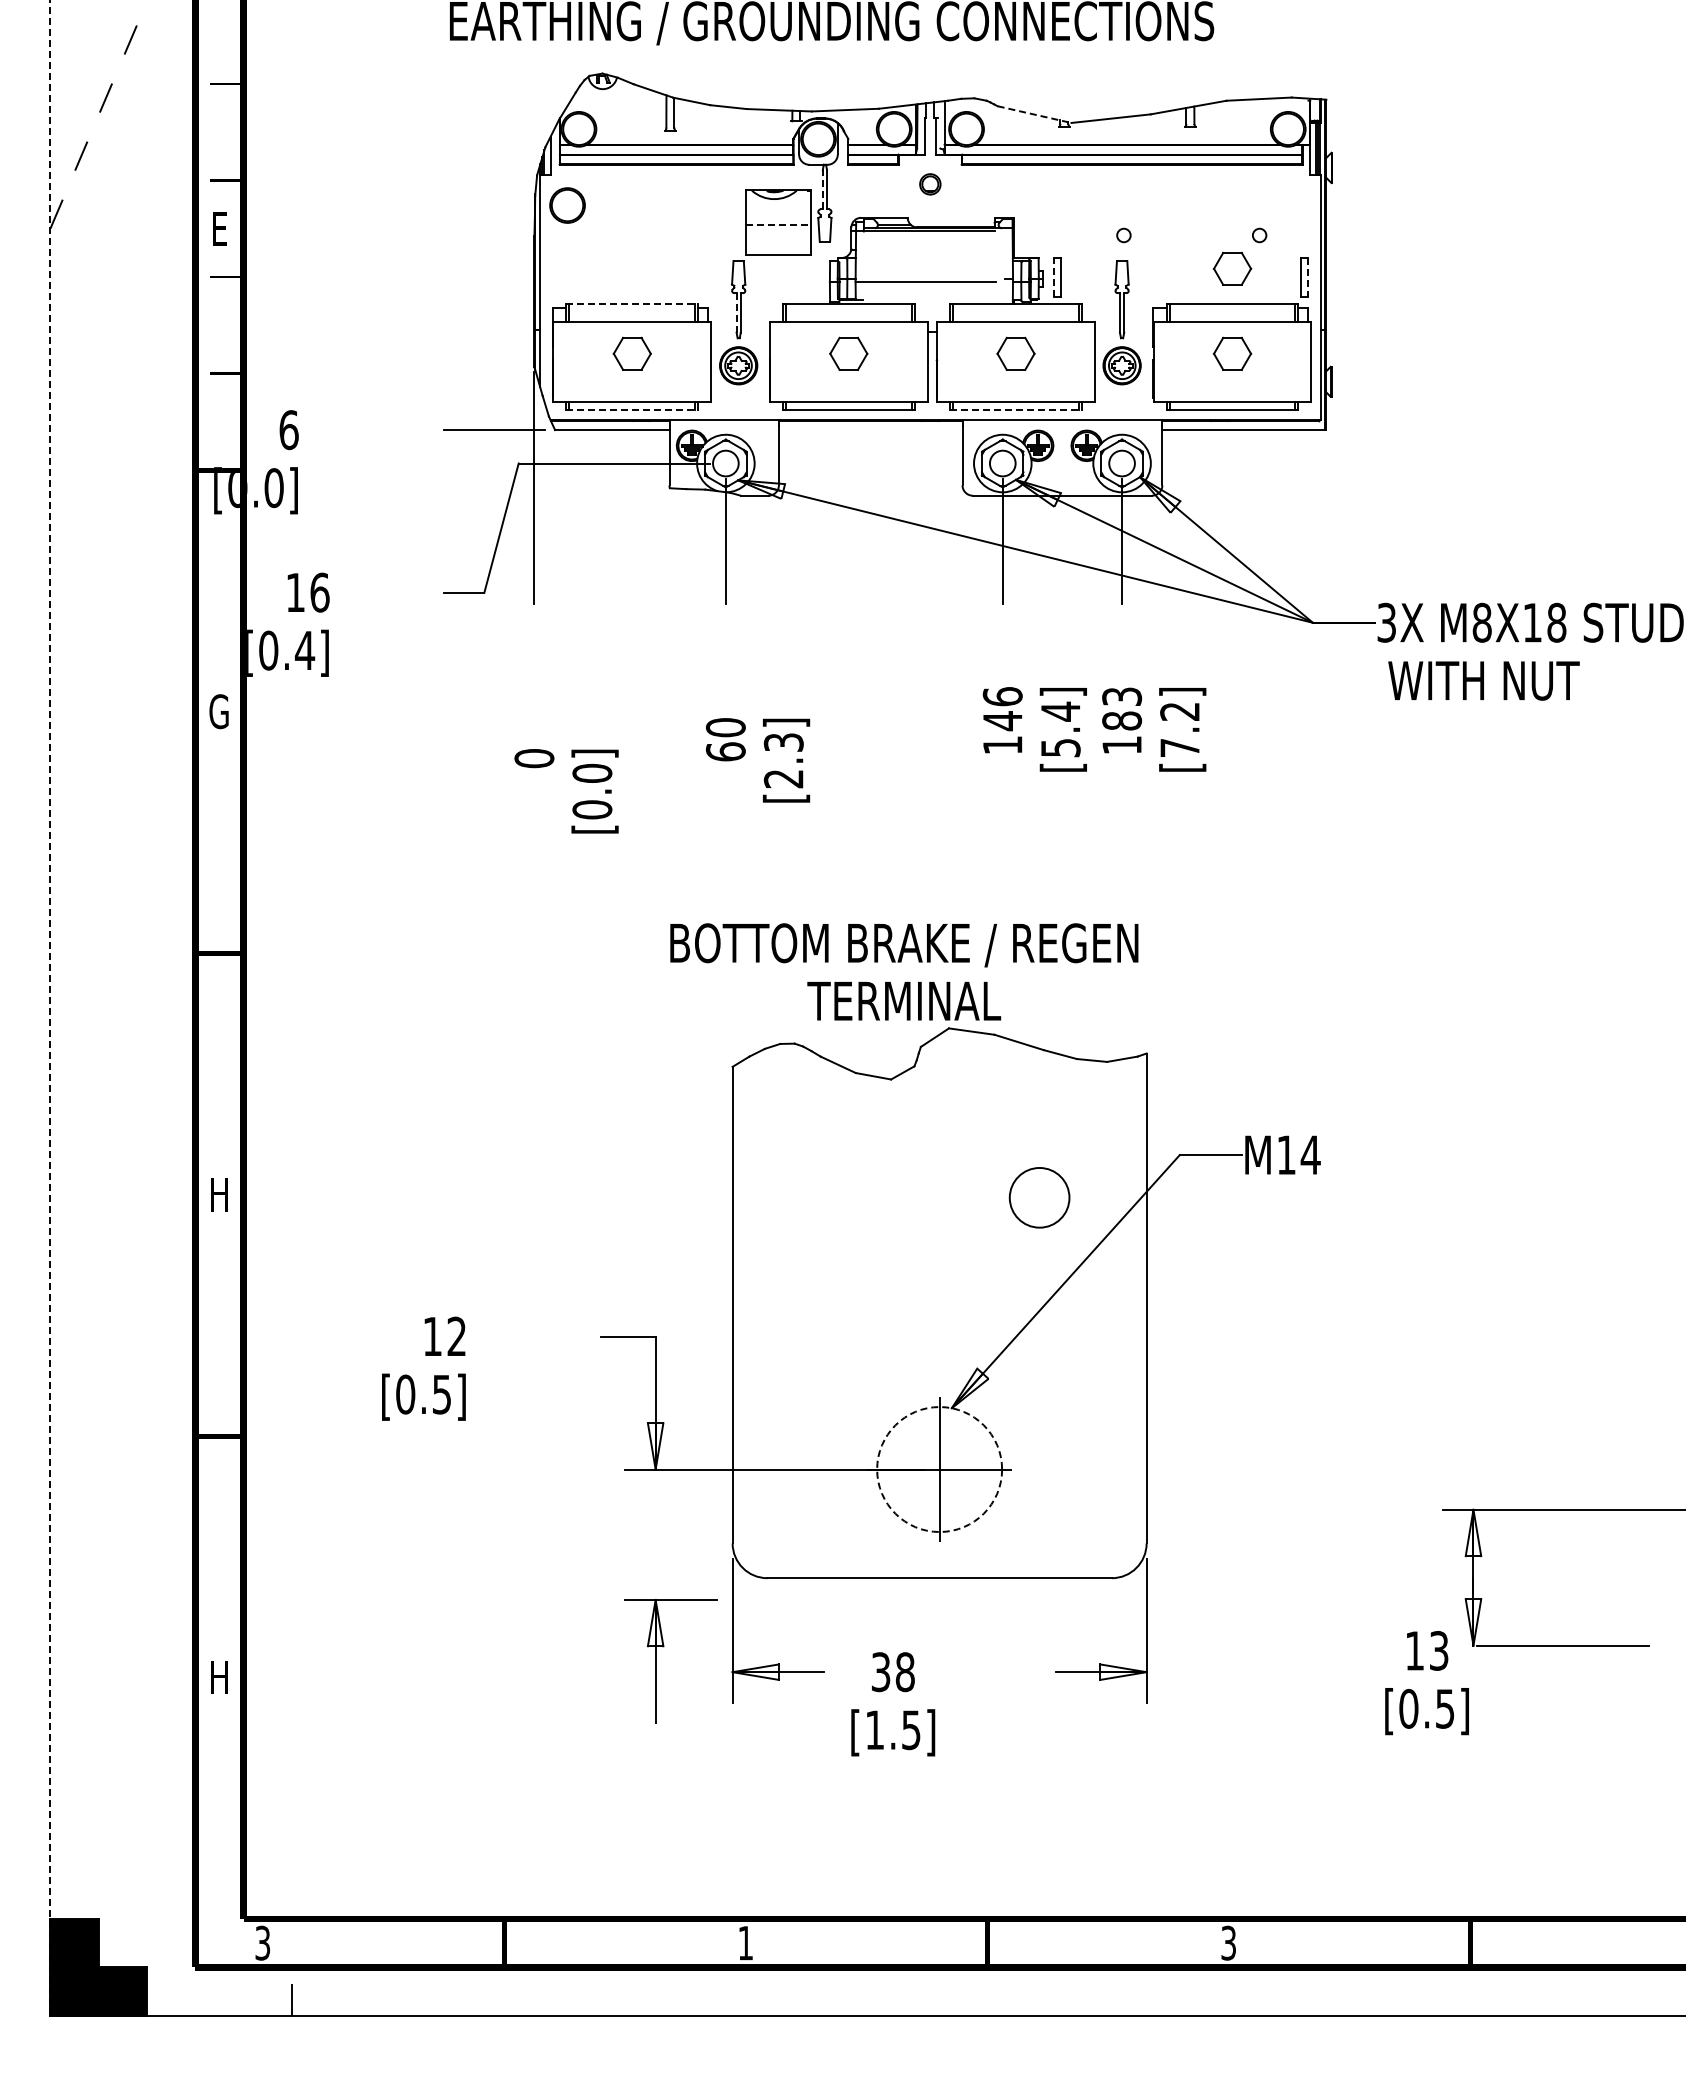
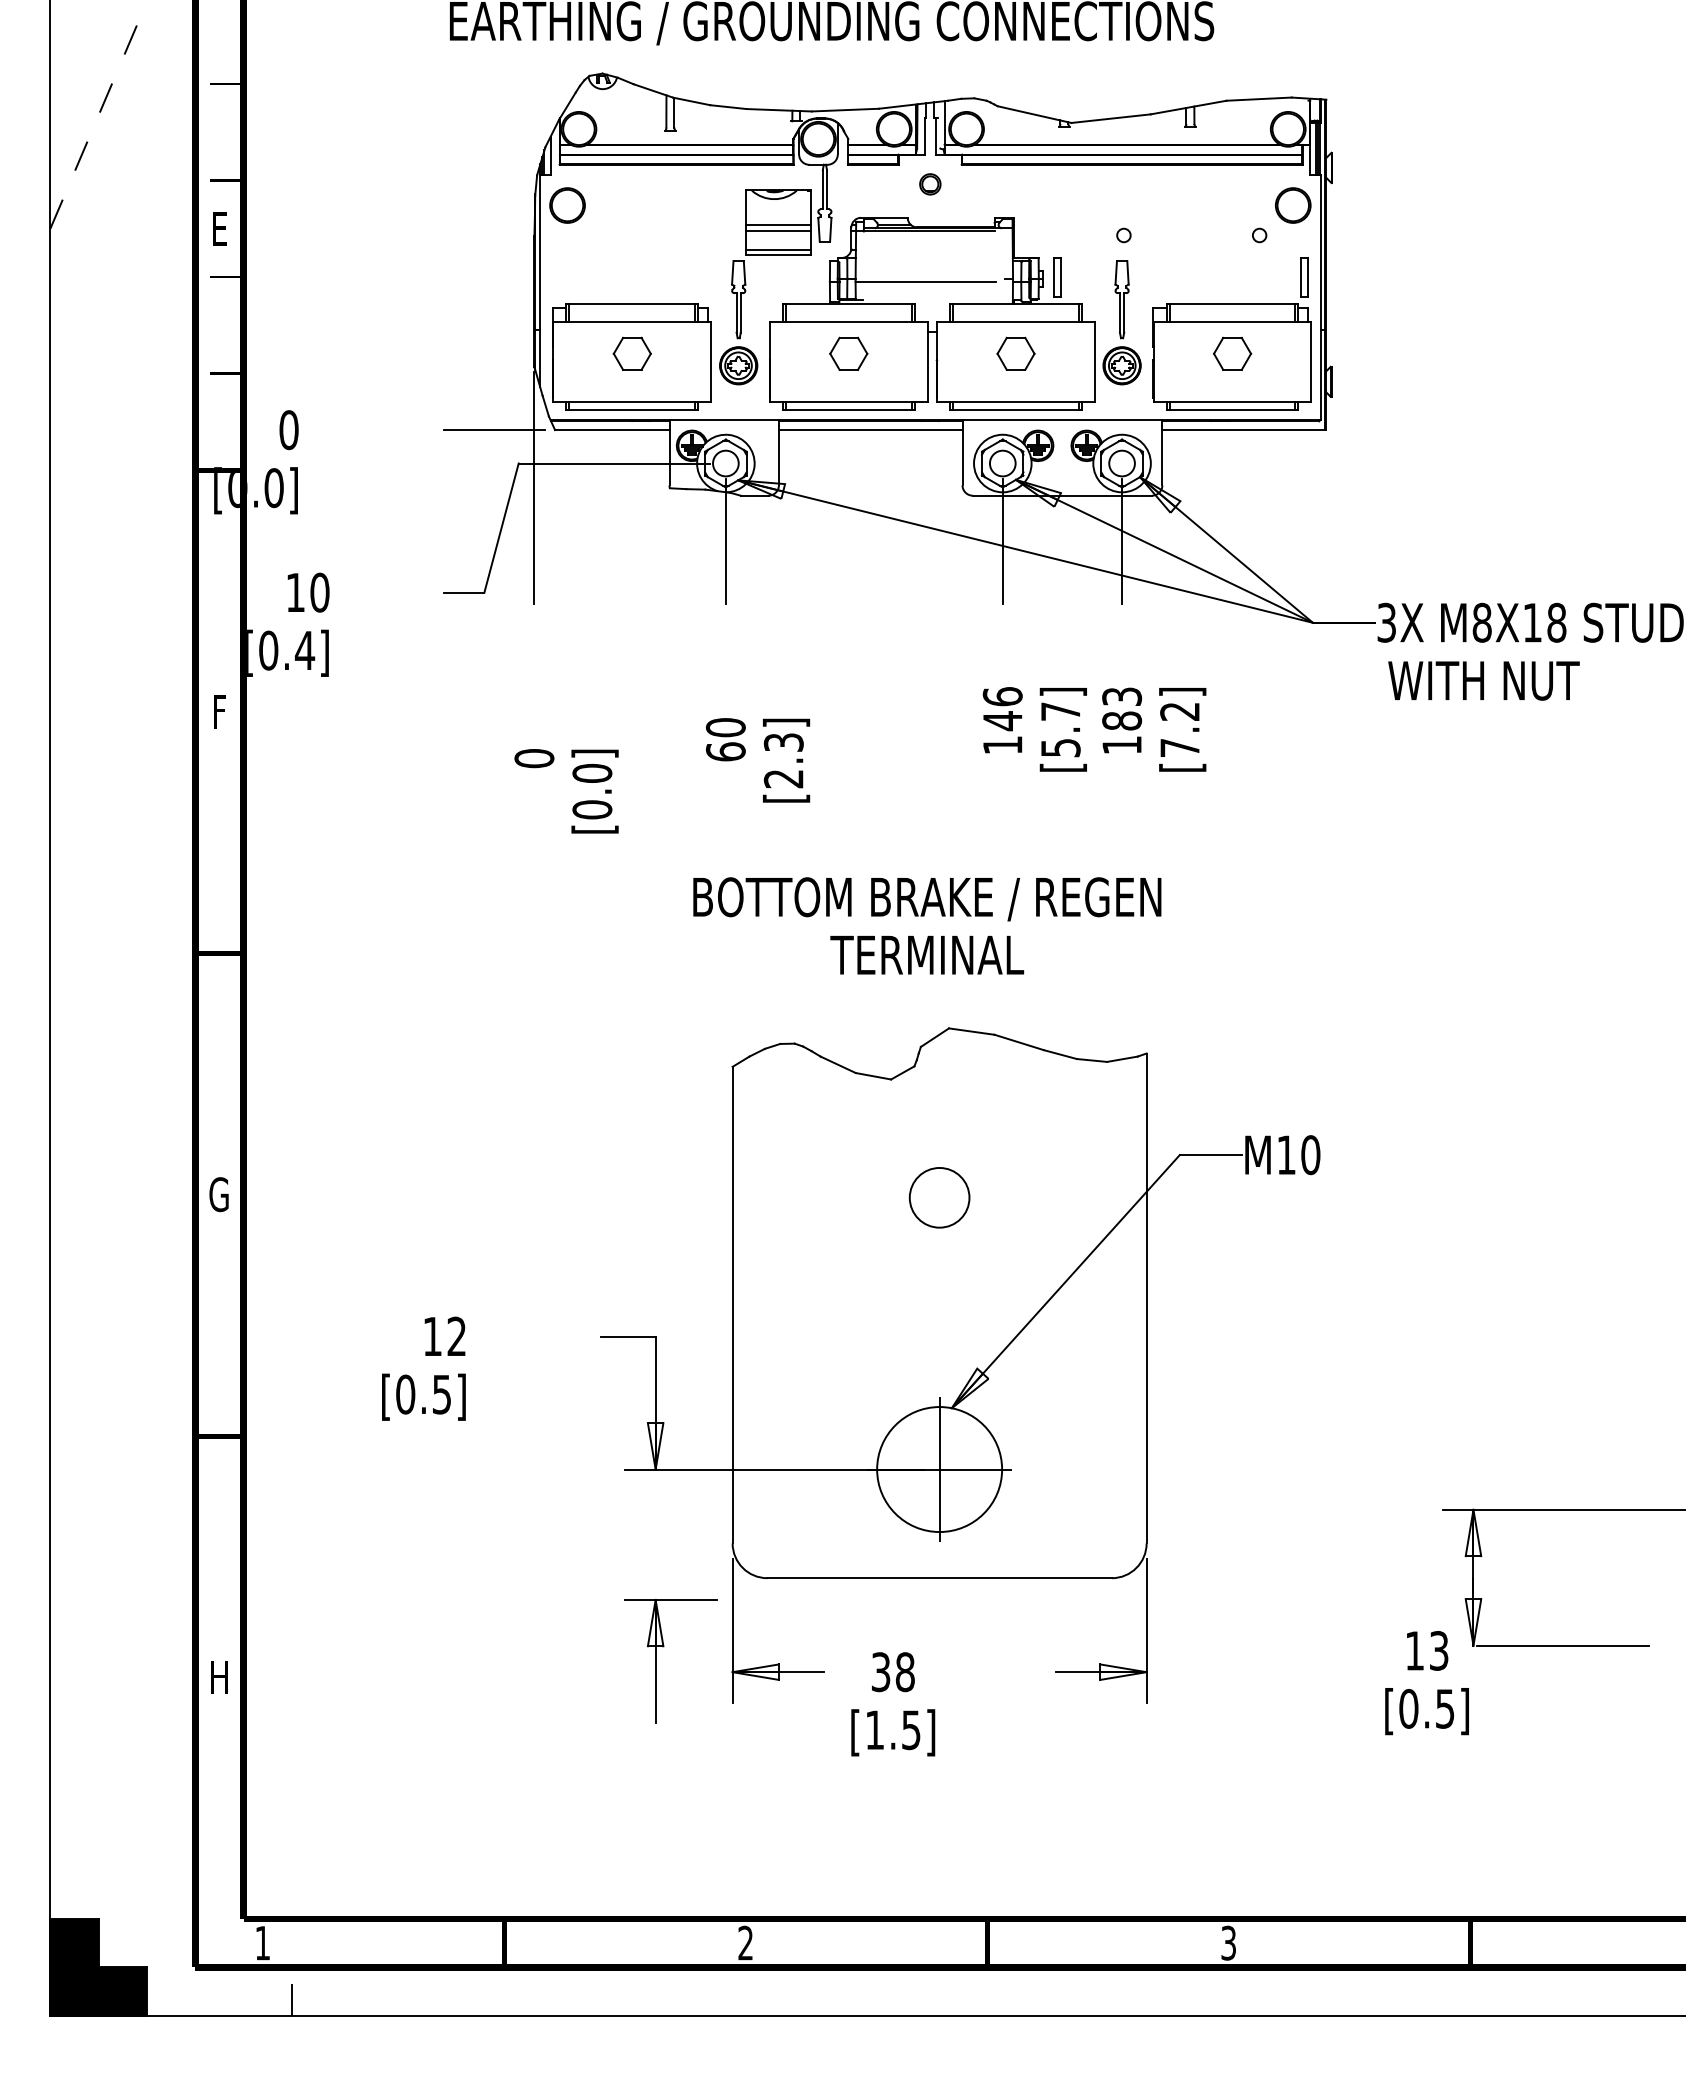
line: dashed -> solid (1034, 114)
line: dashed -> solid (822, 189)
part: none -> present (1293, 205)
line: dashed -> solid (779, 224)
line: none -> present (778, 230)
line: none -> present (778, 249)
part: present -> none (1232, 268)
line: dashed -> solid (1054, 277)
line: dashed -> solid (1307, 278)
line: dashed -> solid (632, 303)
line: dashed -> solid (736, 312)
line: dashed -> solid (632, 410)
line: dashed -> solid (1016, 410)
text: 6 -> 0 (288, 429)
line: none -> present (870, 430)
text: 16 -> 10 (319, 592)
text: G -> F (218, 711)
text: [5.4] -> [5.7] (1060, 711)
text position: (904, 971) -> (927, 925) (927, 925)
line: dashed -> solid (50, 1007)
text: M14 -> M10 (1310, 1155)
text: H -> G (218, 1194)
circle position: (1039, 1197) -> (939, 1197) (939, 1197)
circle: dashed -> solid (939, 1469)
text: 3 -> 1 (262, 1942)
text: 1 -> 2 (745, 1942)
